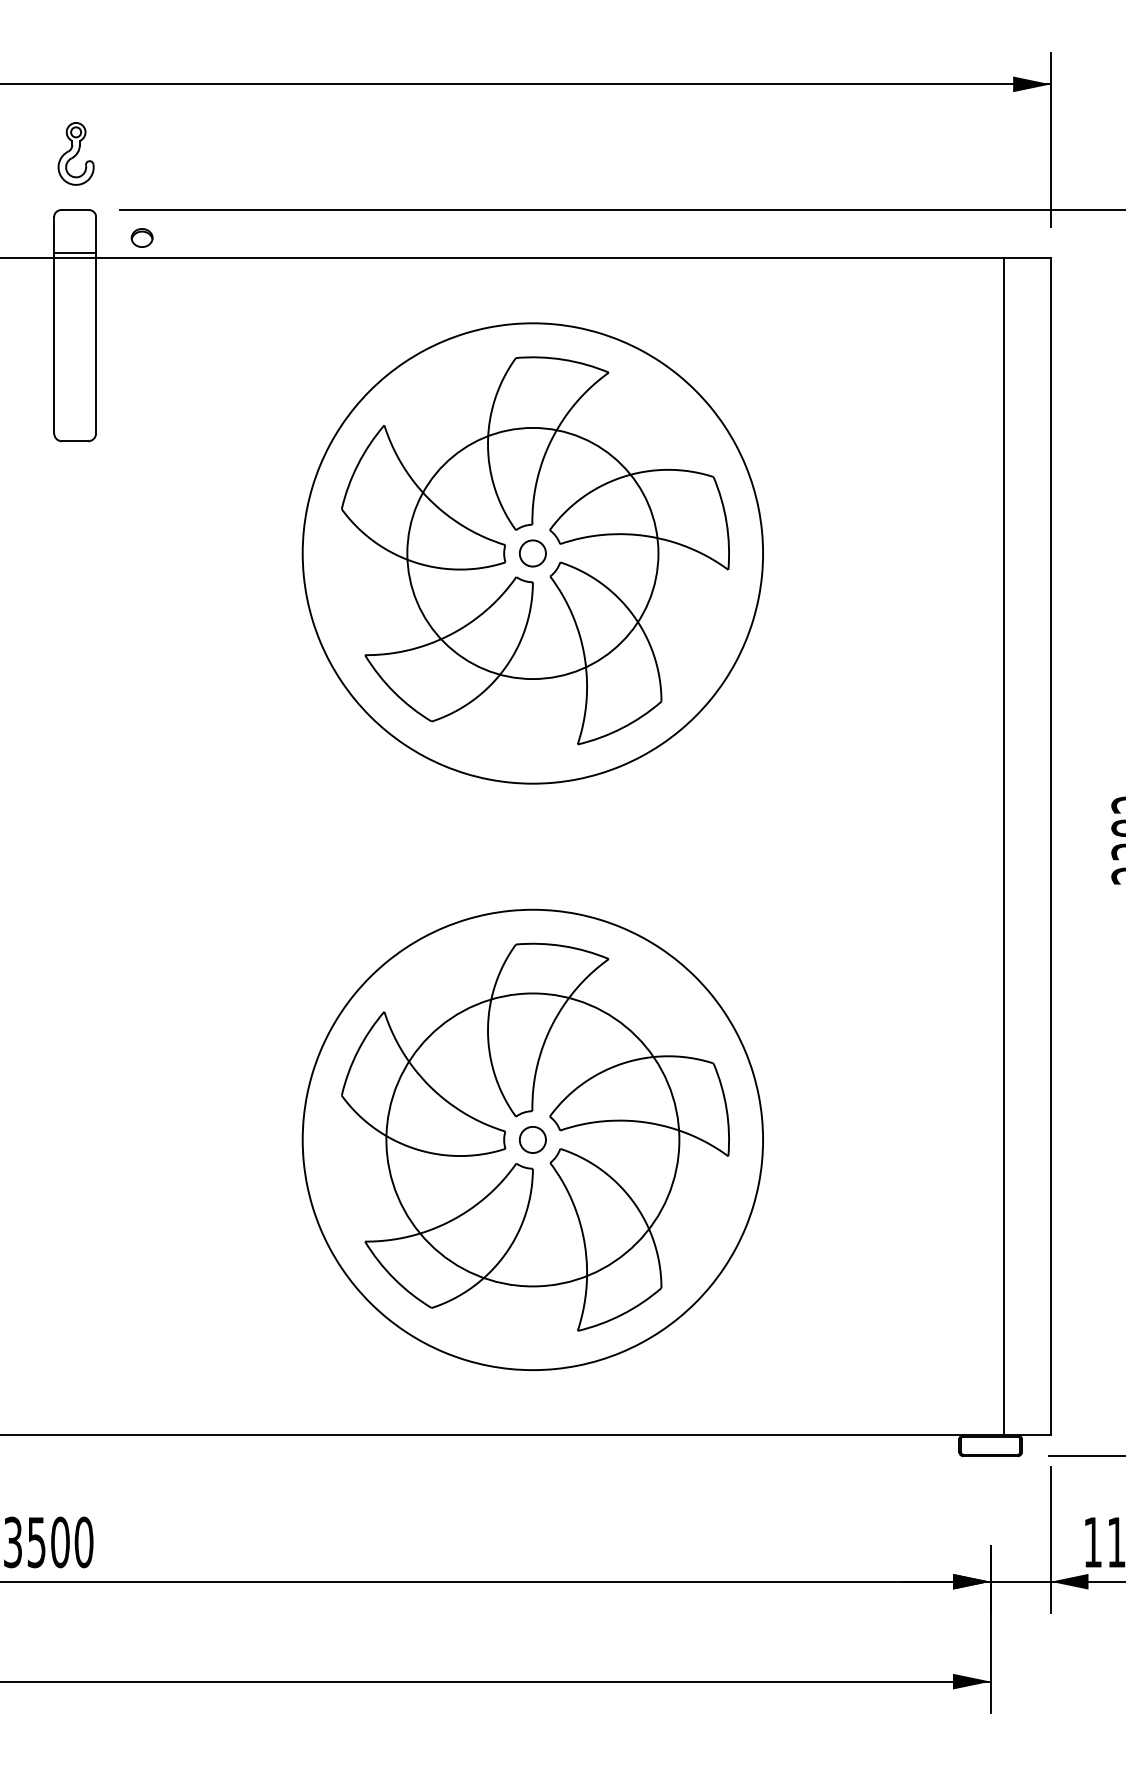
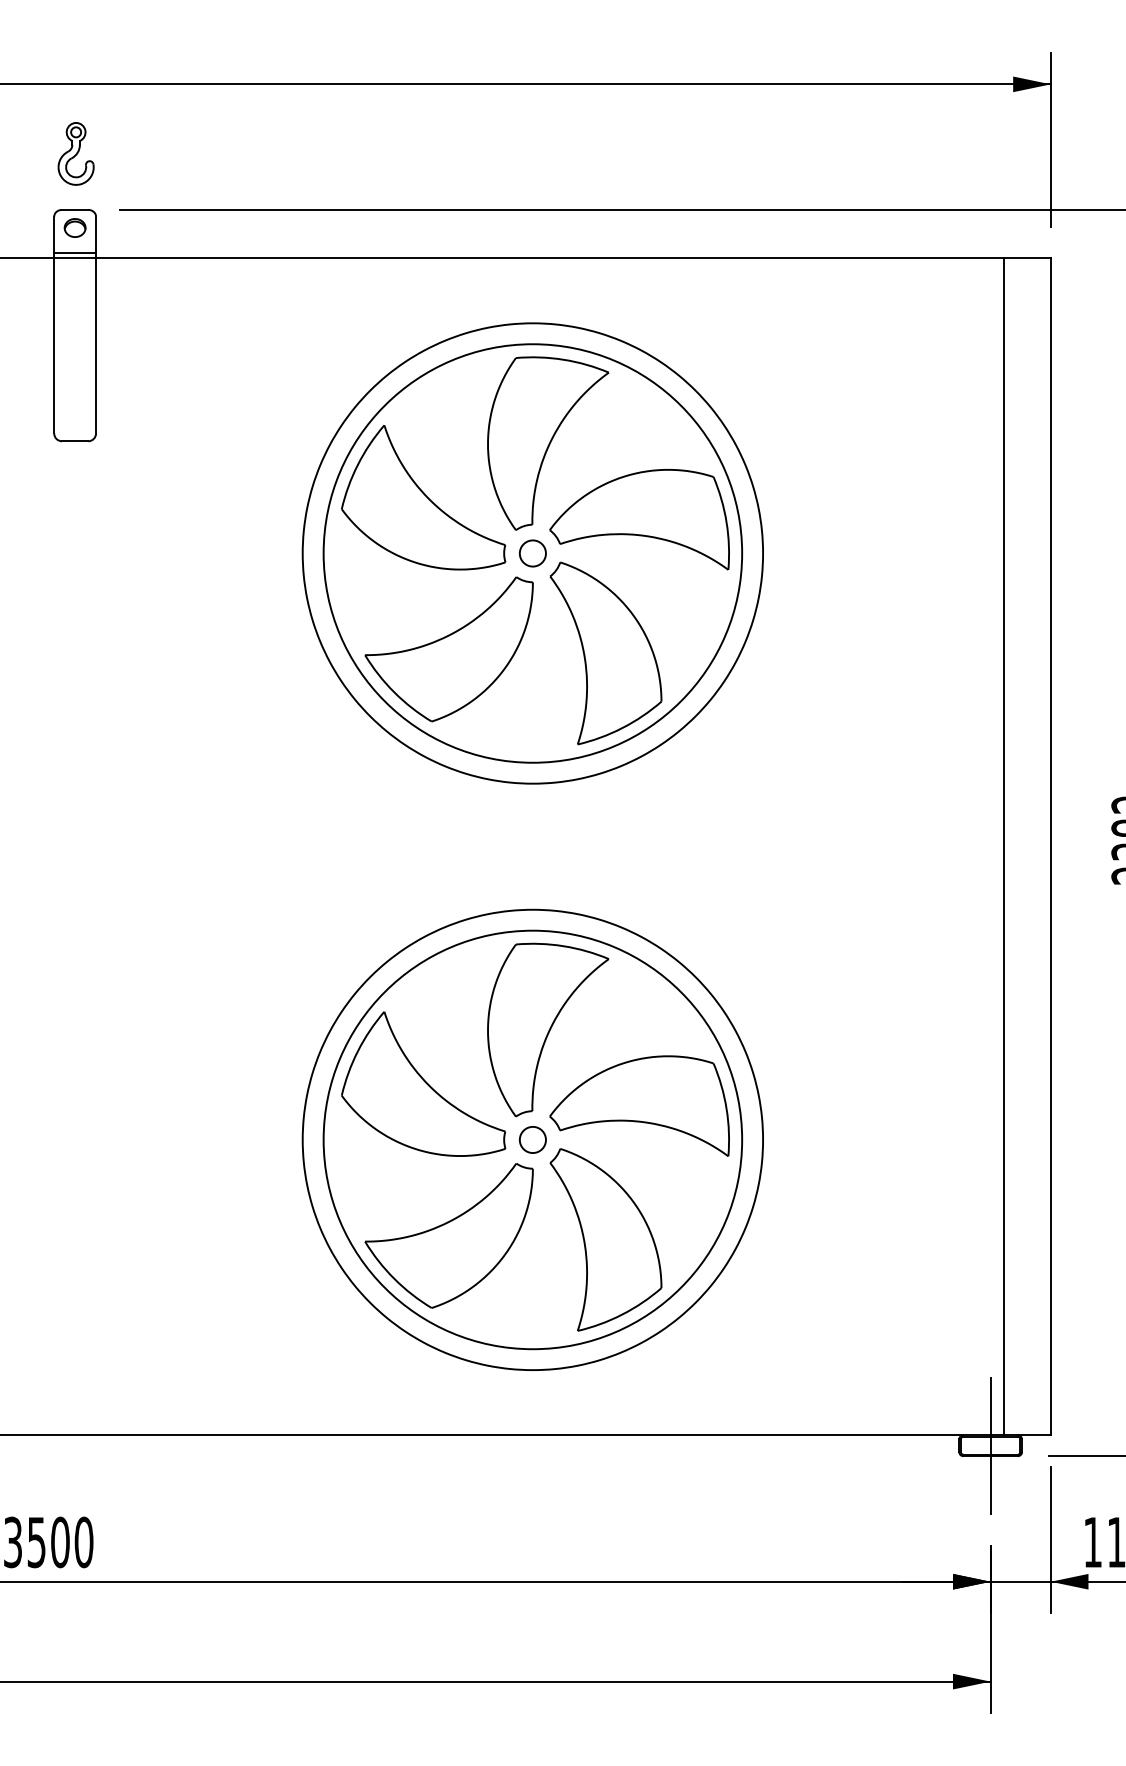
part position: (141, 237) -> (74, 227) (74, 227)
circle diameter: 251 px -> 419 px (532, 553)
circle diameter: 293 px -> 419 px (532, 1139)
line: none -> present (990, 1445)
